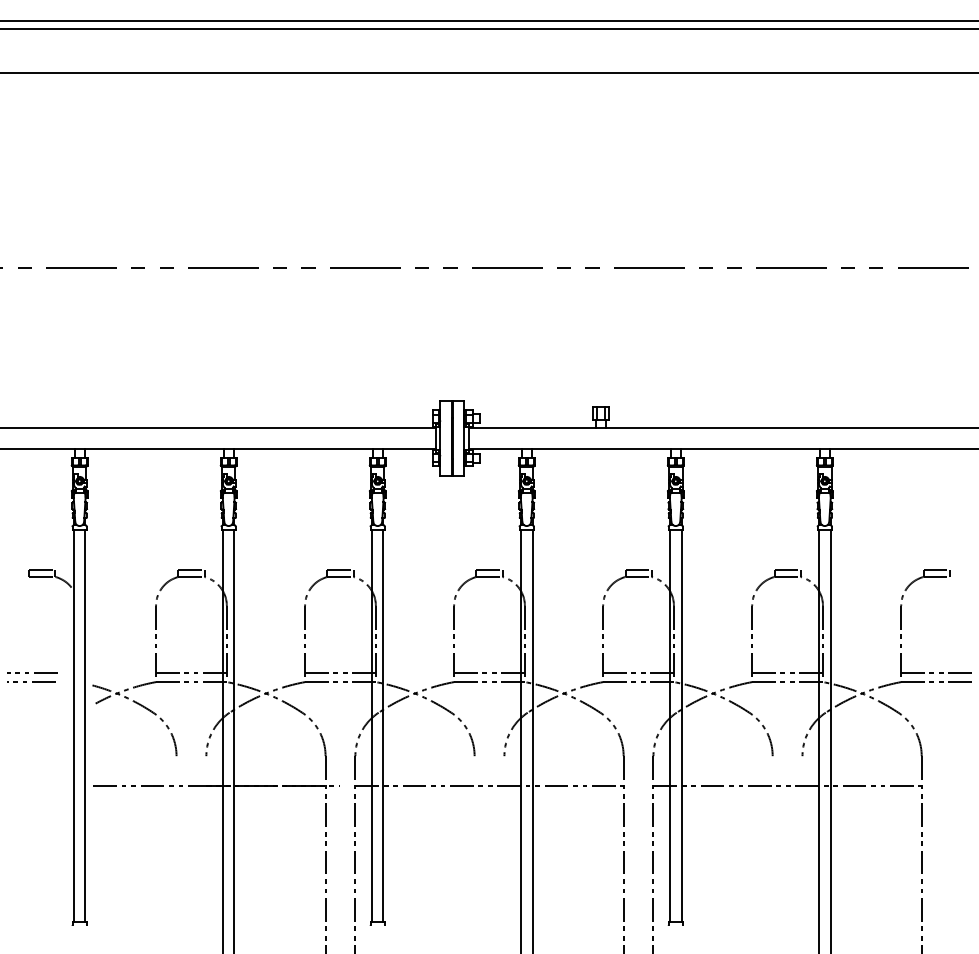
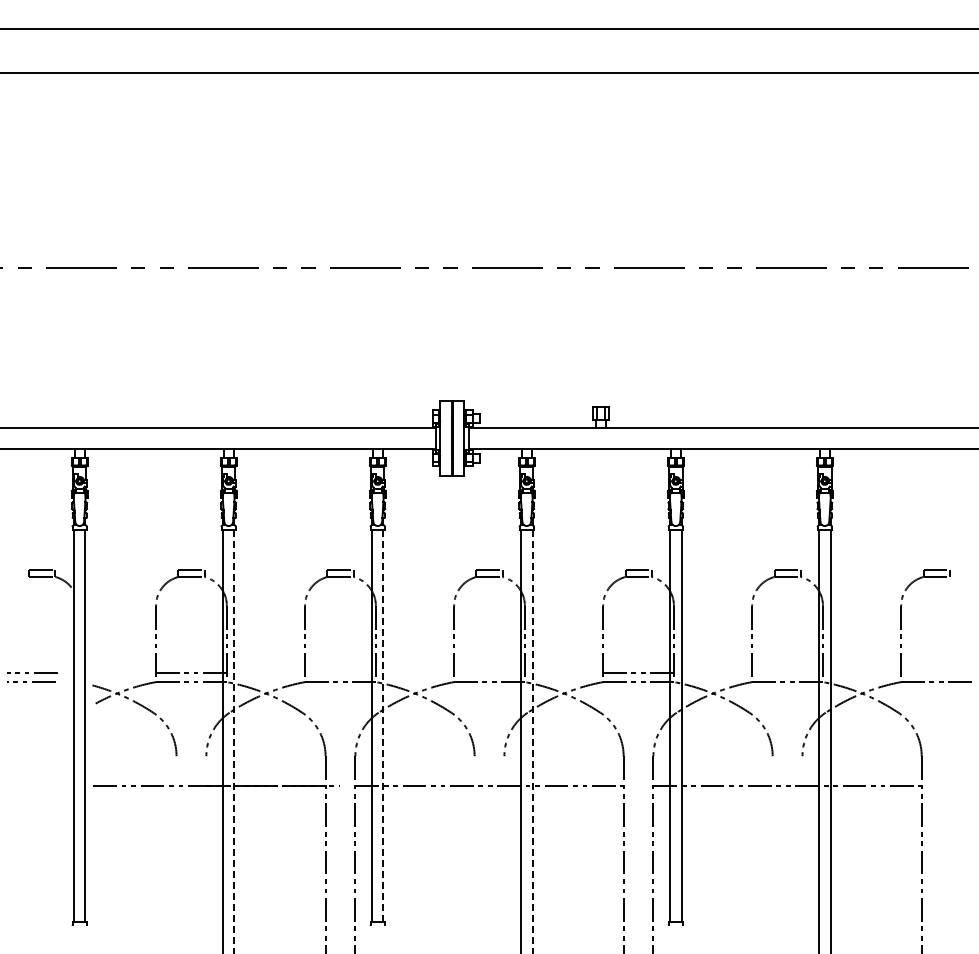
line: present -> none (488, 21)
line: present -> none (340, 673)
line: present -> none (489, 673)
line: present -> none (787, 673)
line: present -> none (936, 673)
line: solid -> dashed (383, 725)
line: solid -> dashed (234, 741)
line: solid -> dashed (532, 741)
